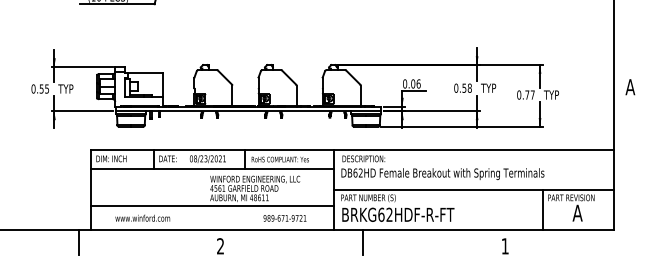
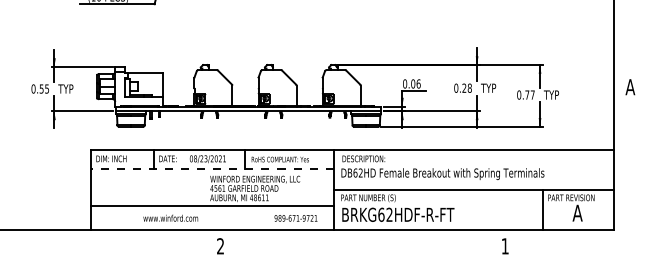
text: 0.58 -> 0.28 (464, 87)
line: solid -> dashed (212, 168)
text position: (142, 217) -> (170, 217) (170, 217)
text position: (284, 218) -> (295, 218) (295, 218)
line: present -> none (78, 241)
line: present -> none (363, 241)
